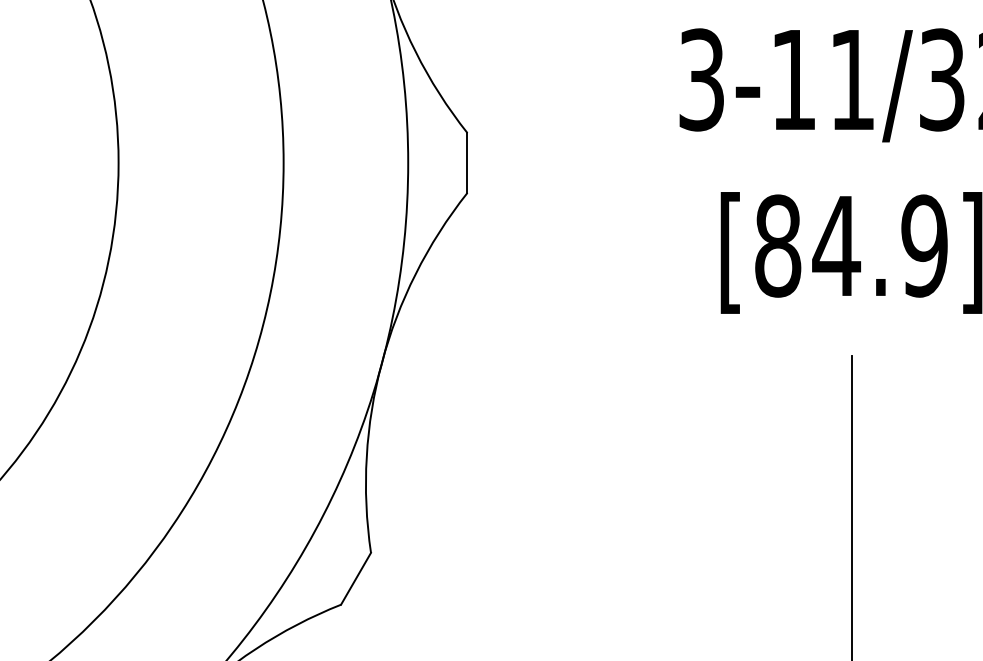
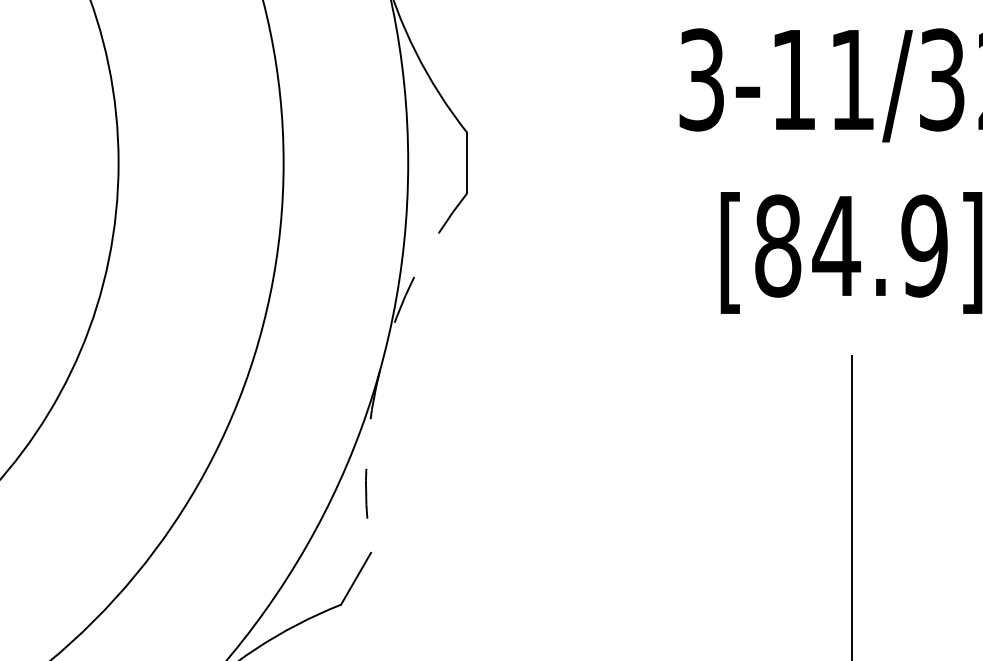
arc: solid -> dashed (381, 362)
